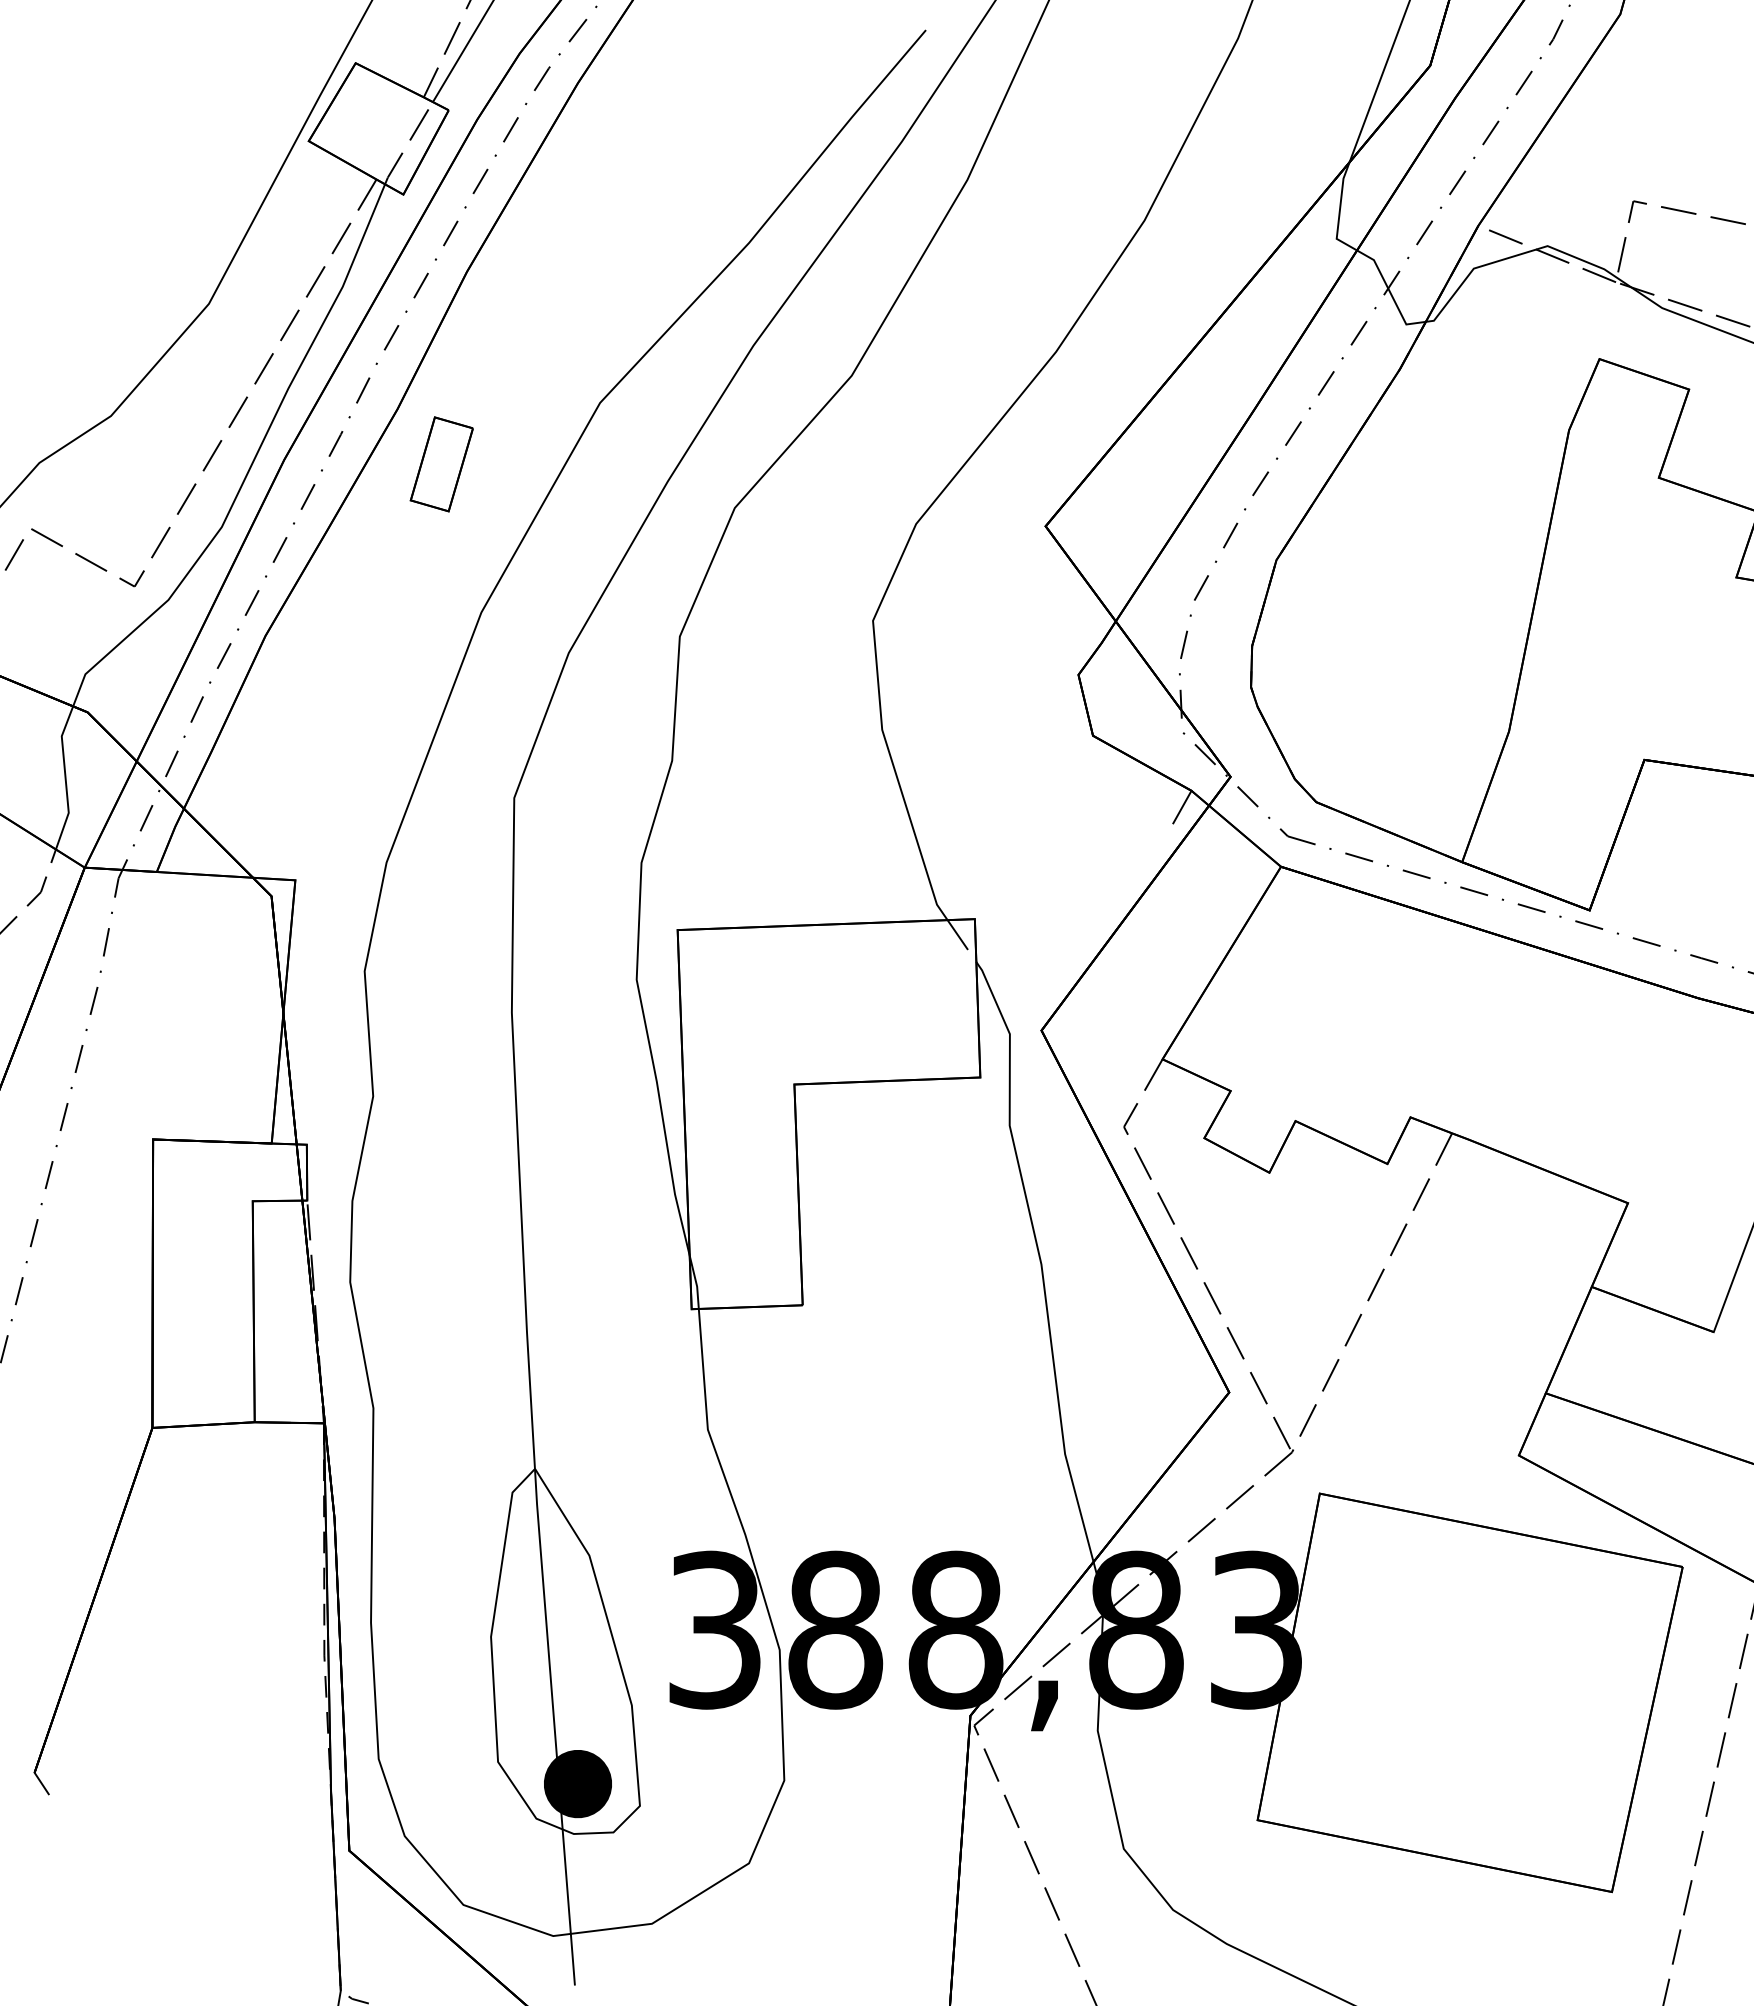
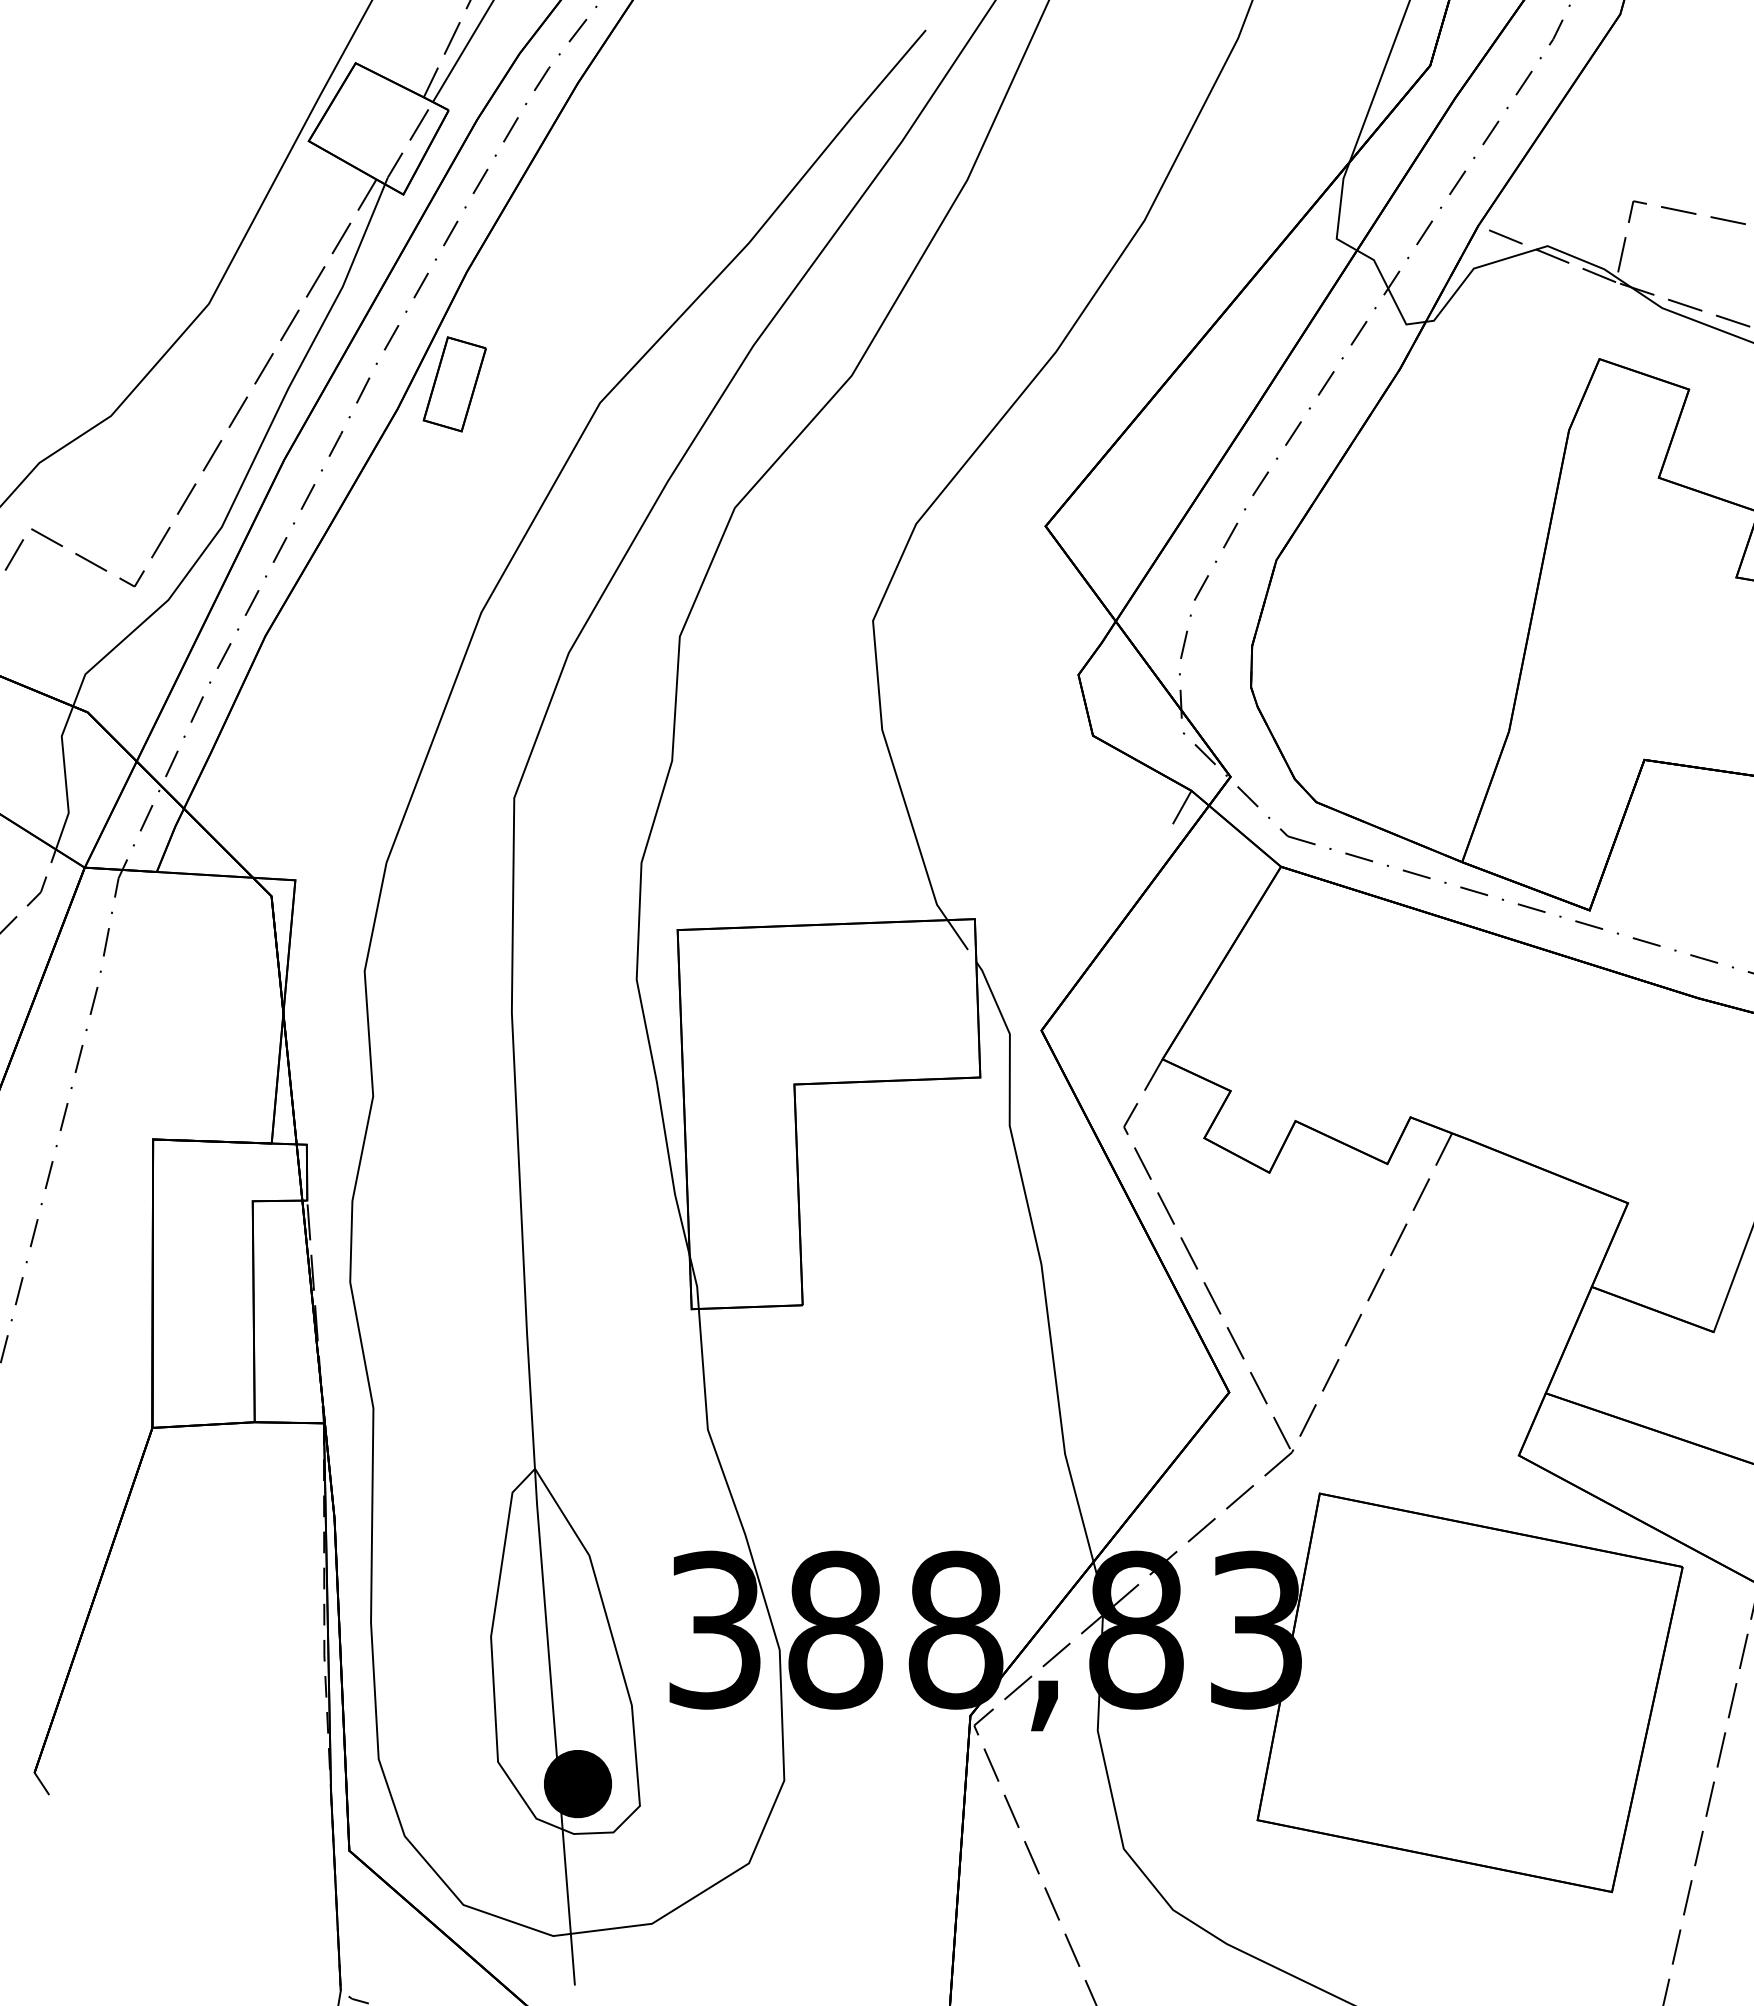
part position: (441, 464) -> (454, 384) (454, 384)
